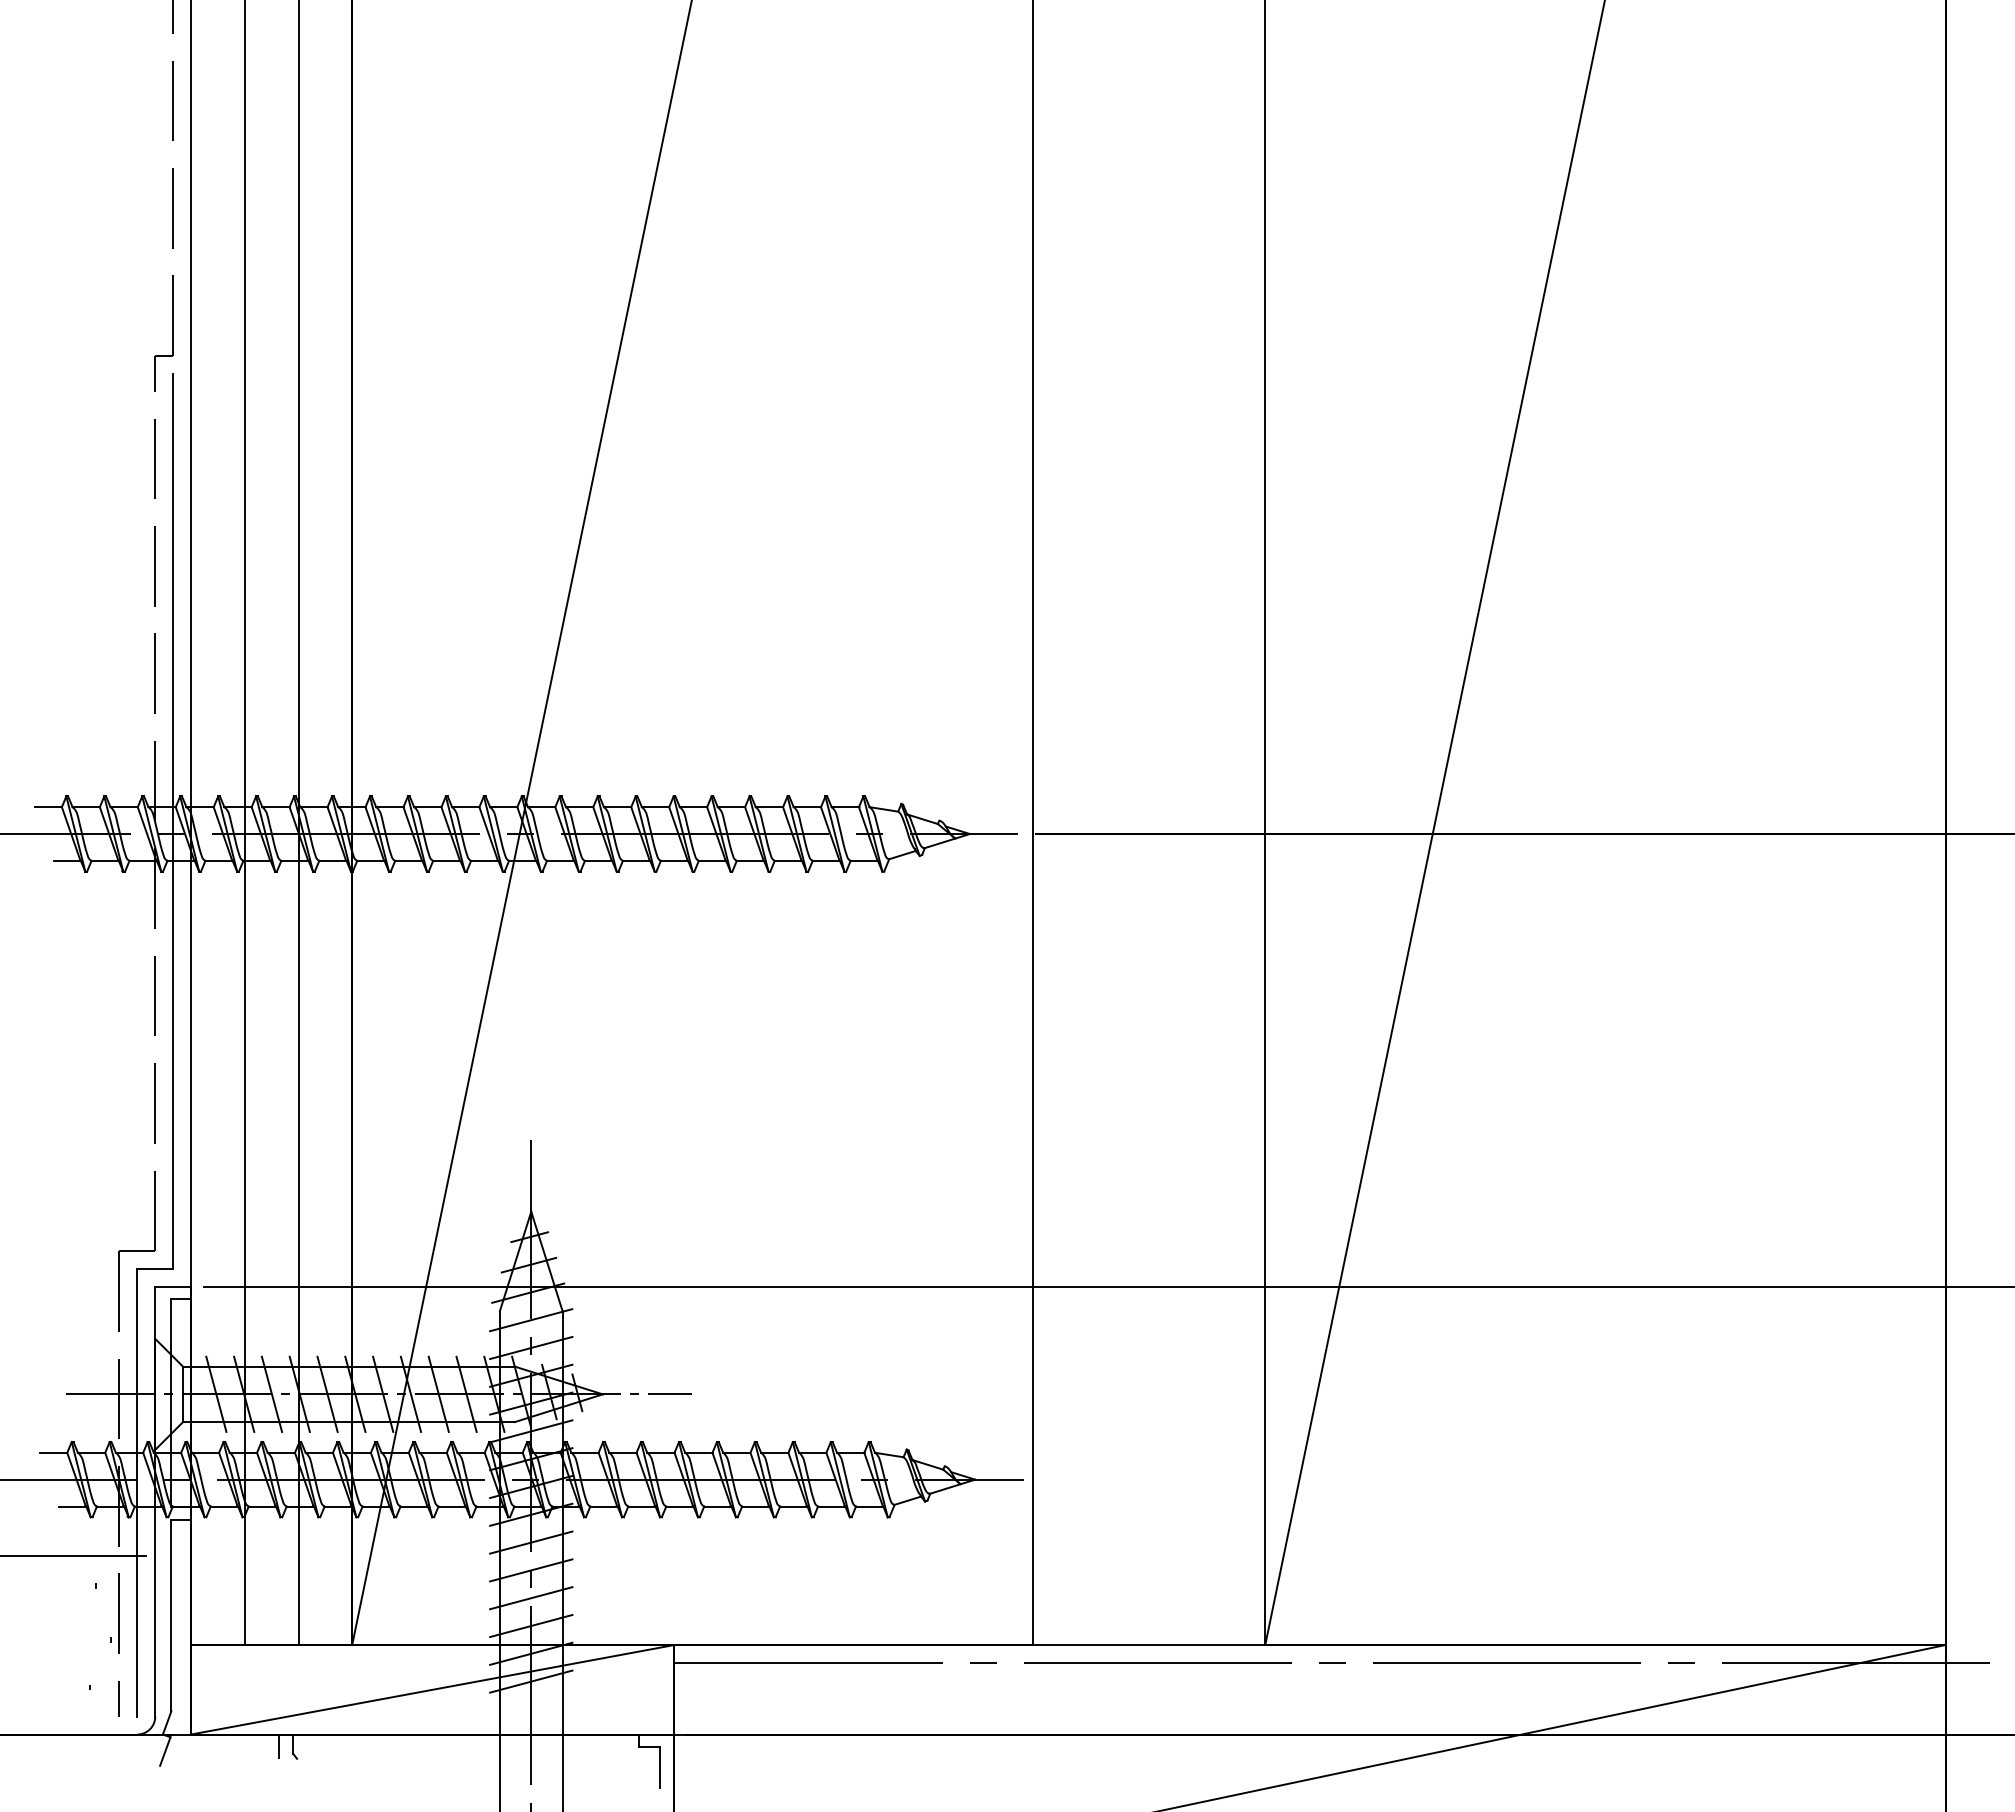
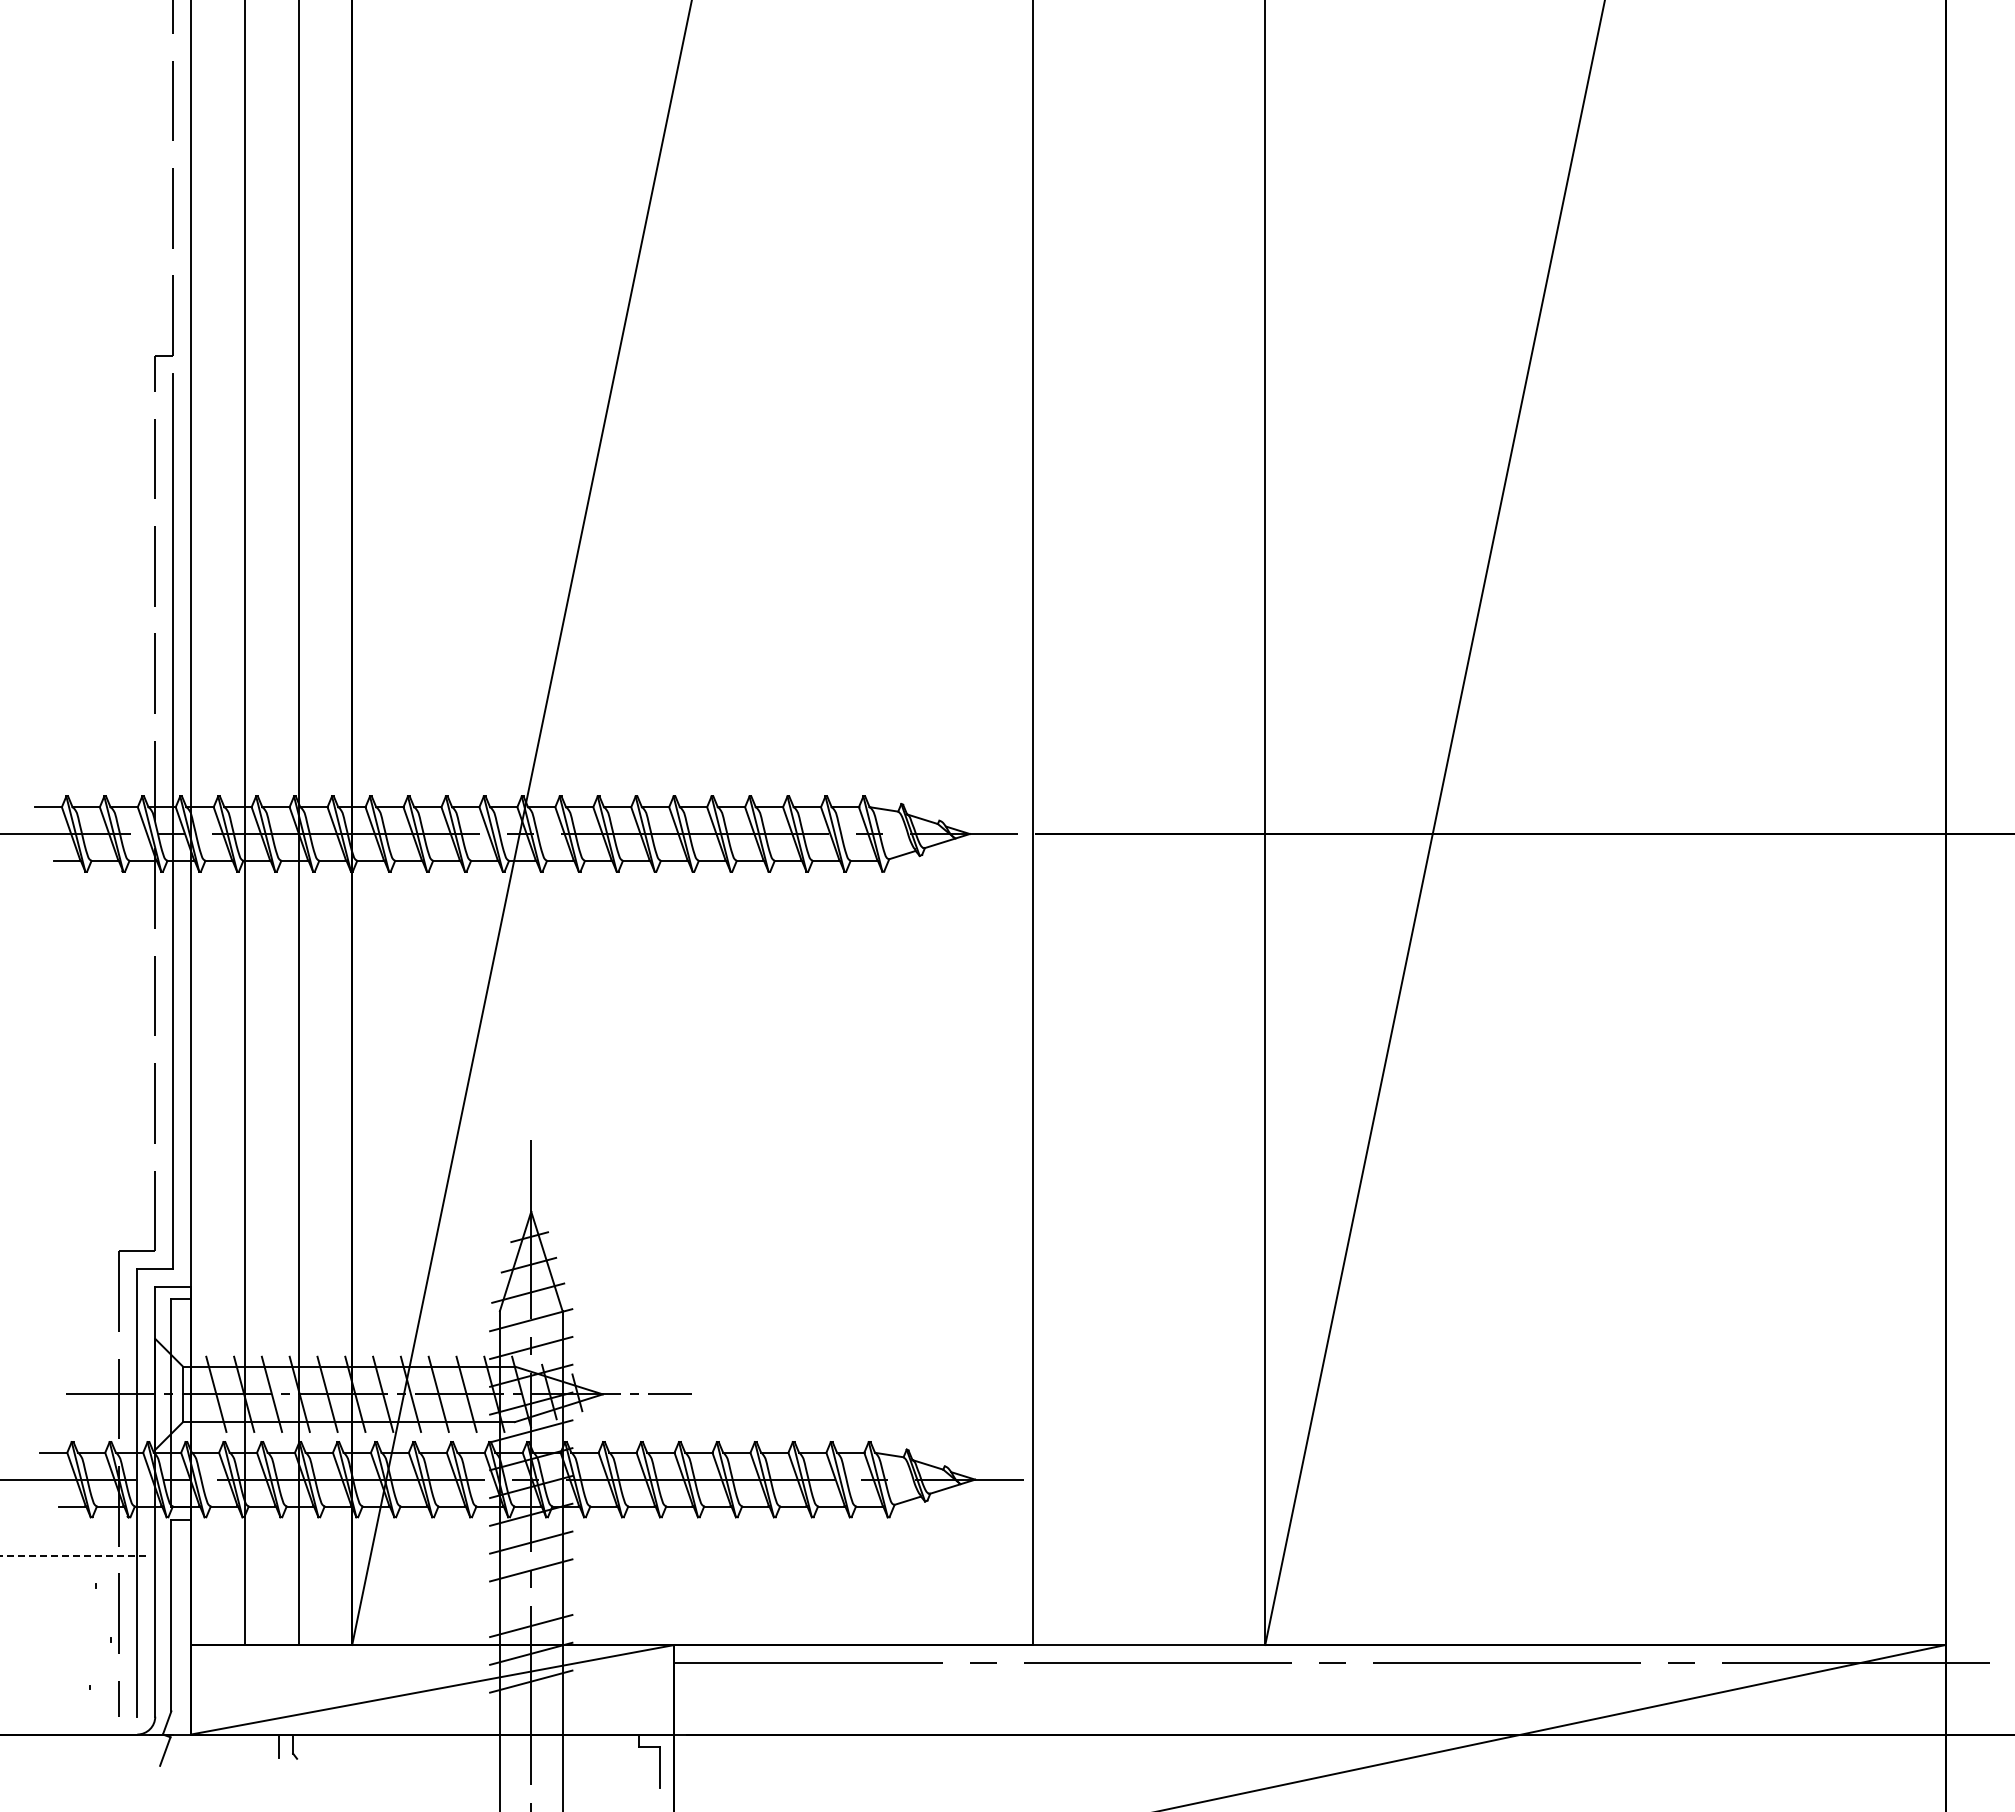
line: present -> none (1107, 1286)
line: solid -> dashed (73, 1555)
line: present -> none (531, 1598)
